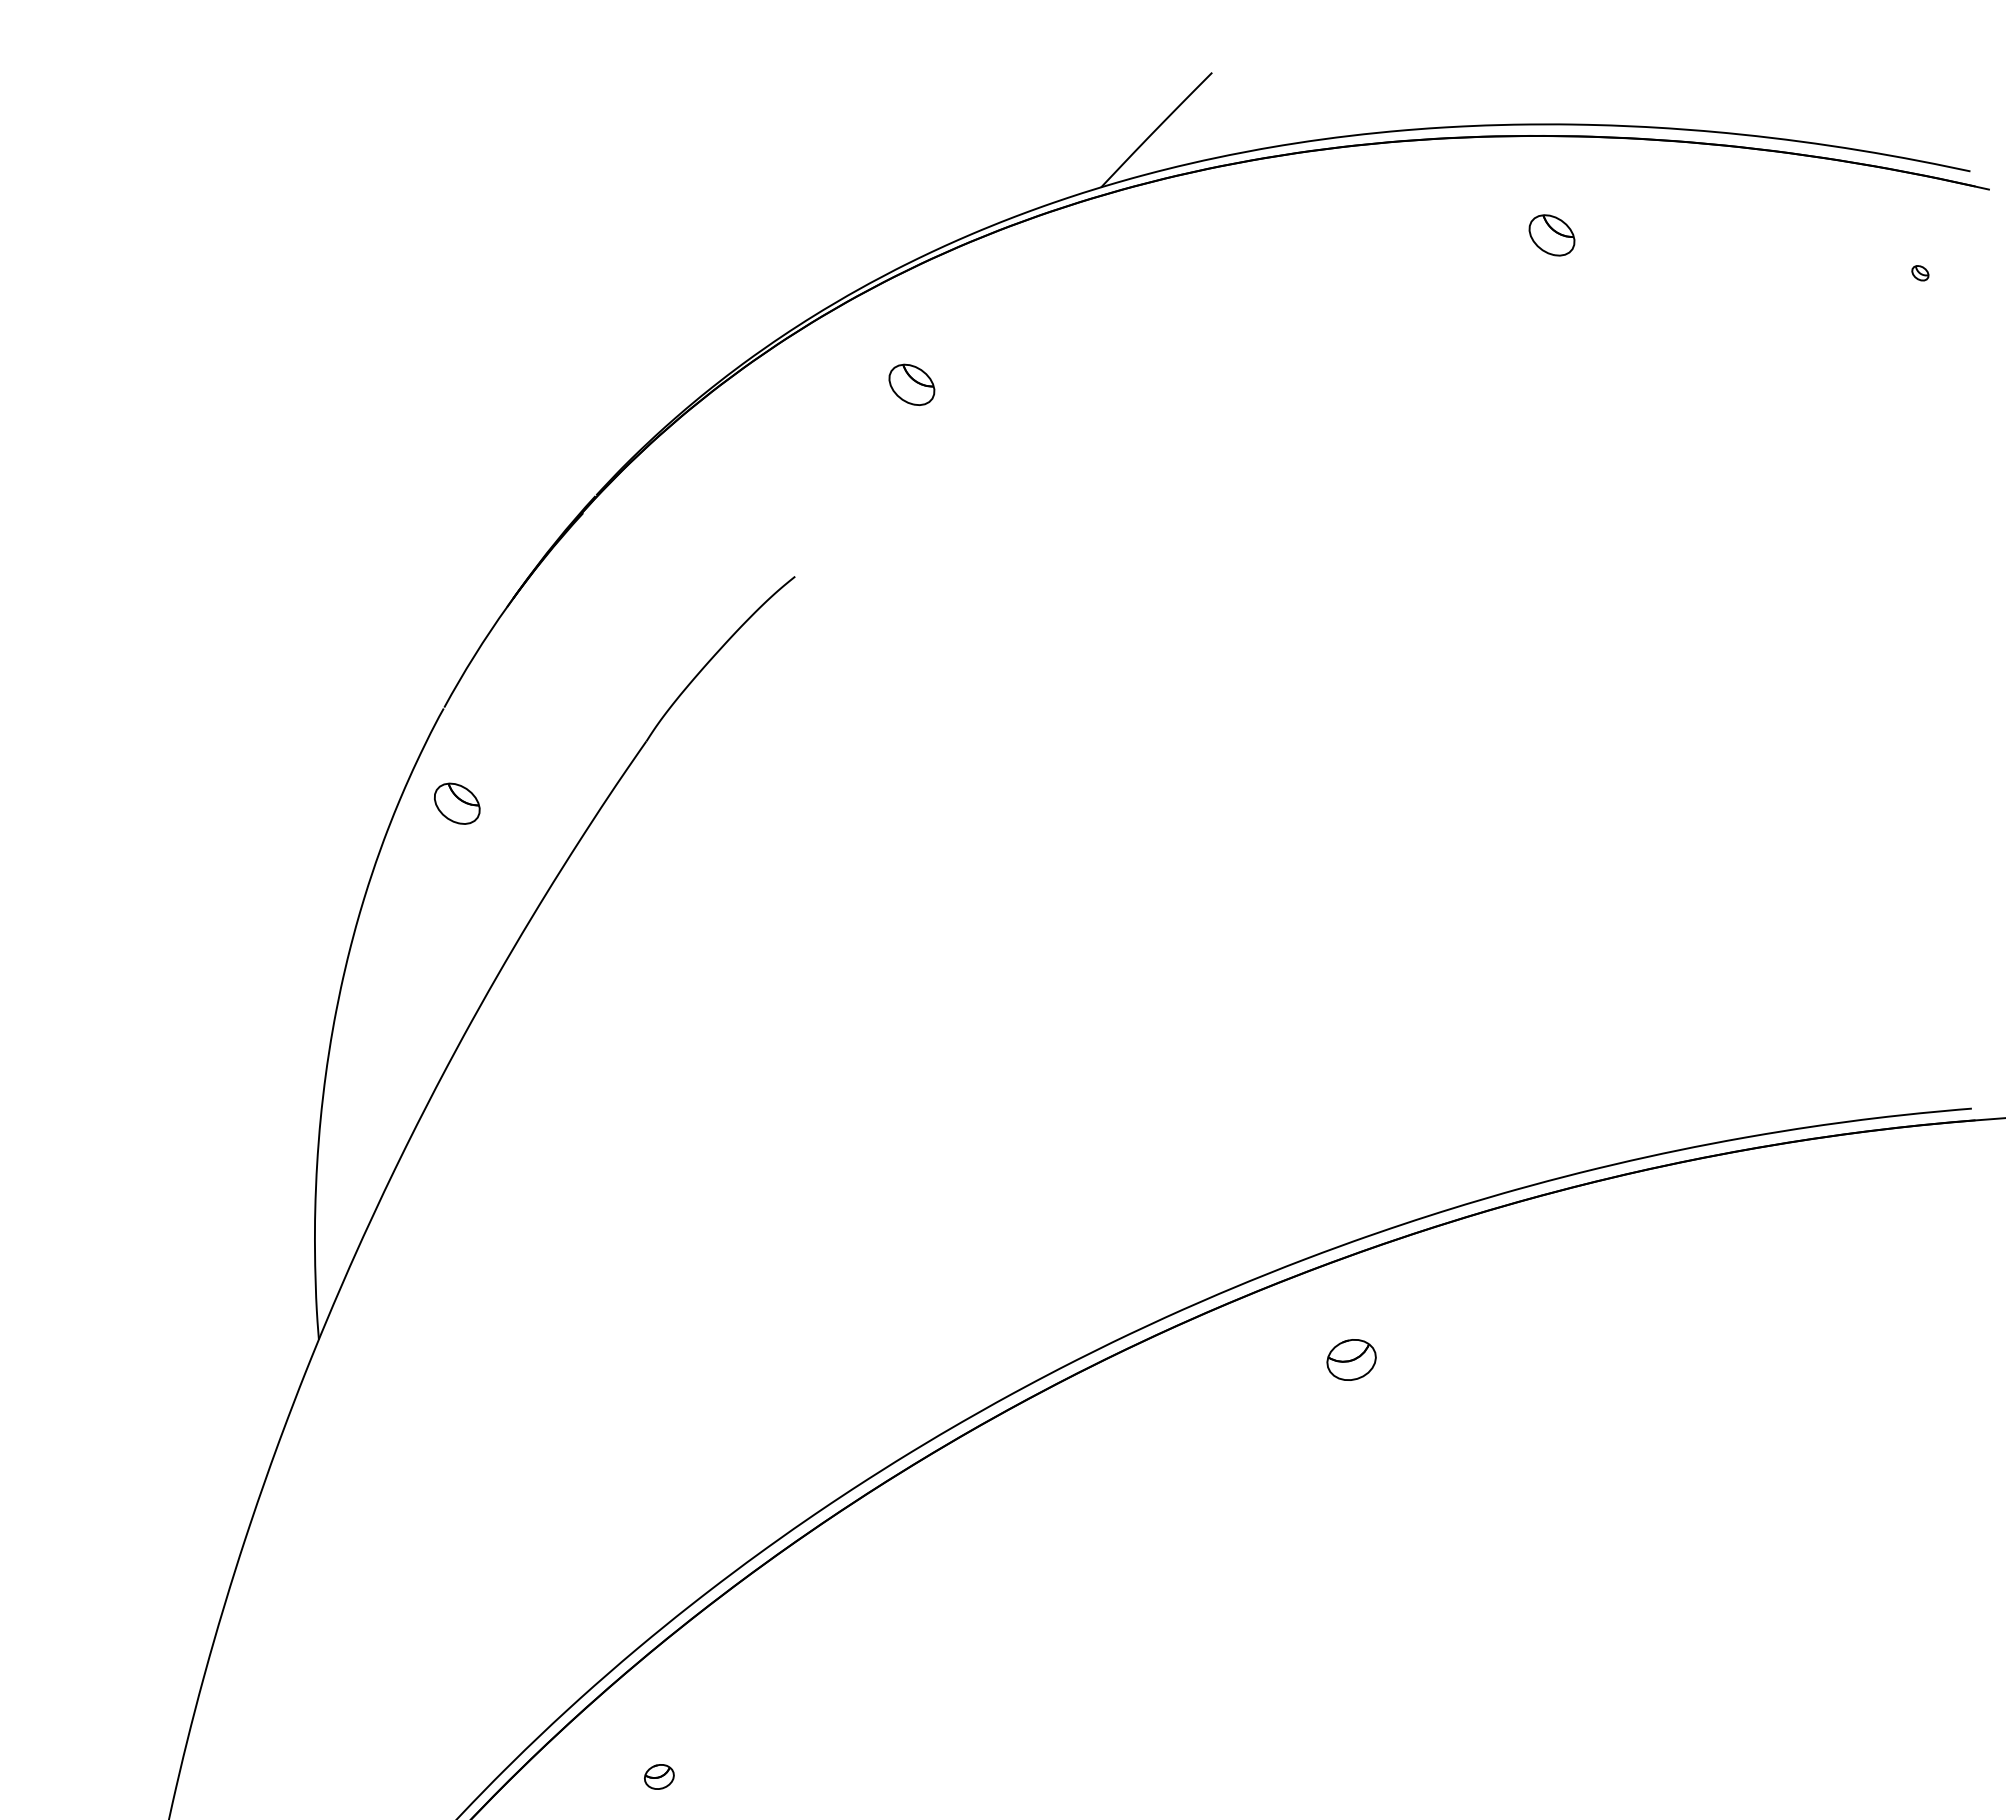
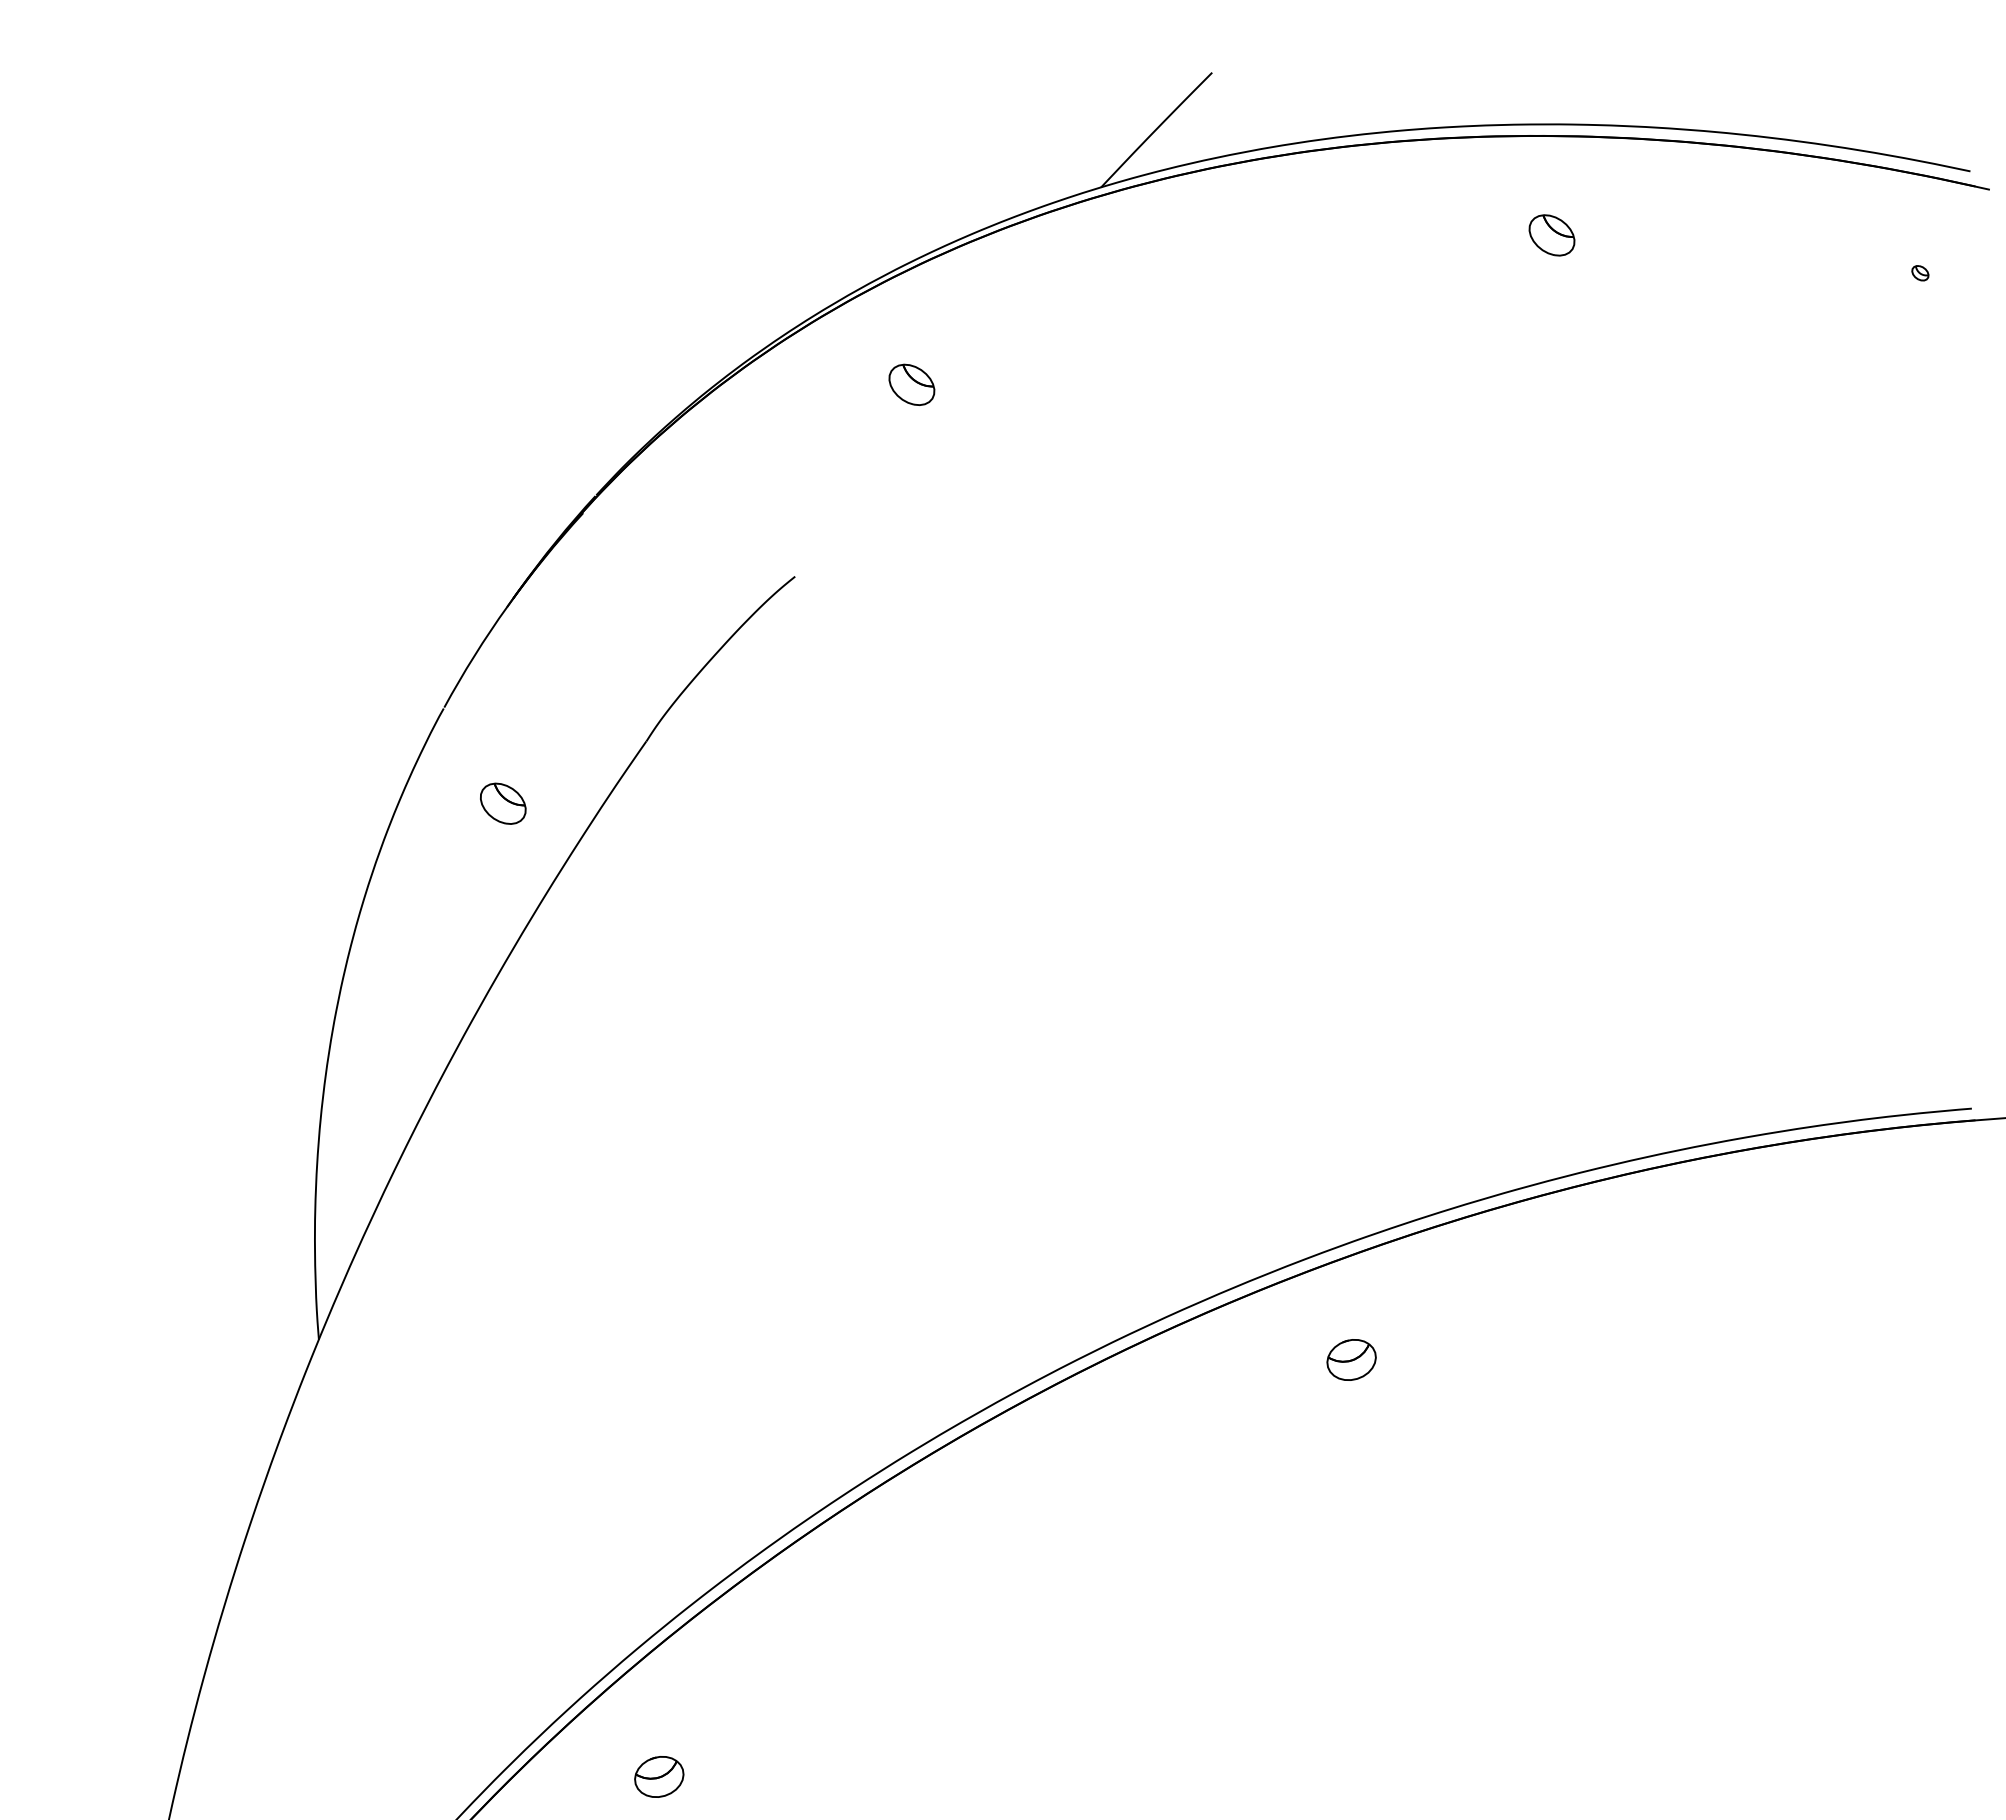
part position: (457, 803) -> (503, 803) (503, 803)
part size: 31x26 px -> 51x42 px (659, 1776)
